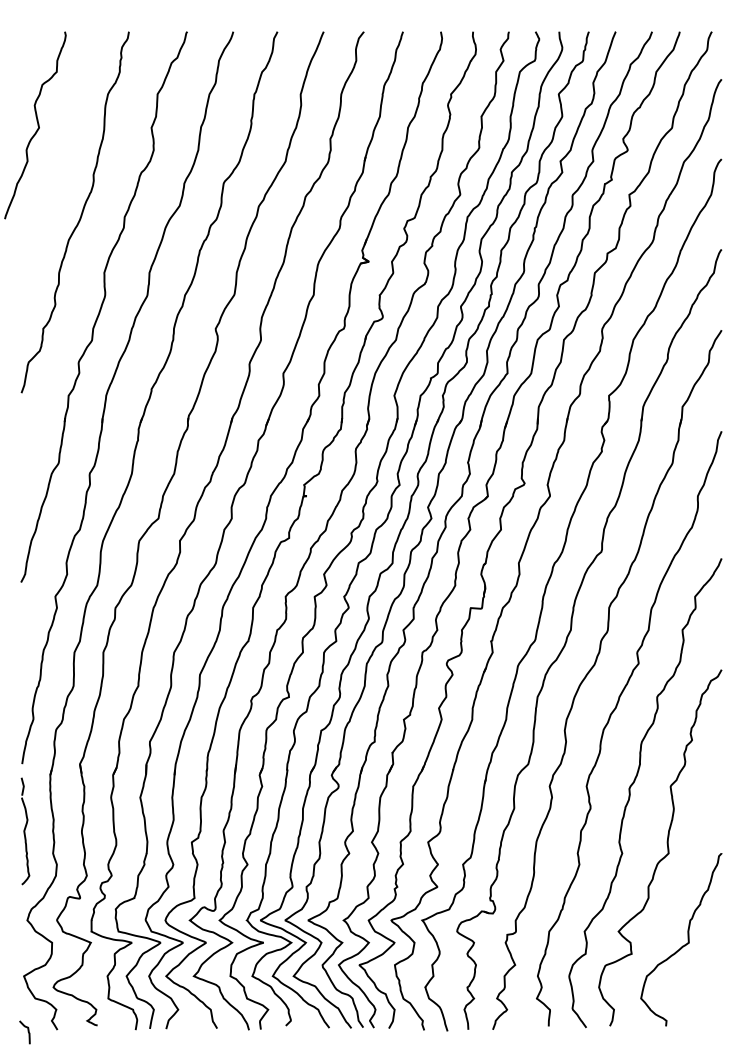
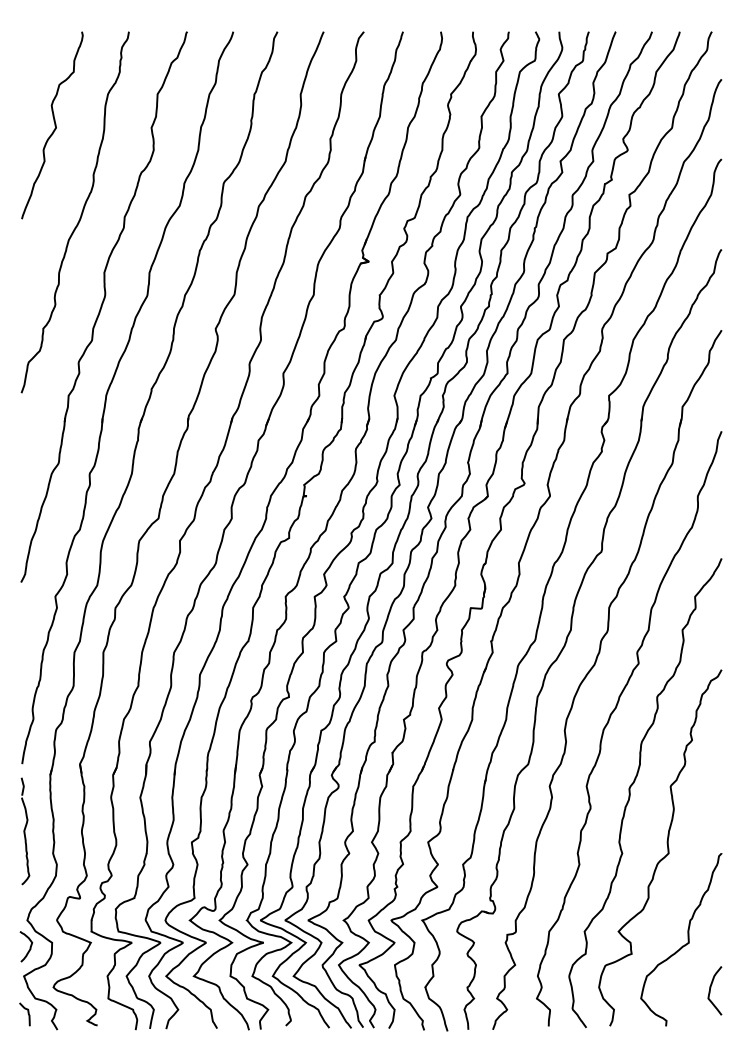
curve position: (37, 125) -> (54, 125) (54, 125)
curve: none -> present (29, 947)
curve: none -> present (710, 990)
curve position: (27, 1031) -> (27, 1013) (27, 1013)
